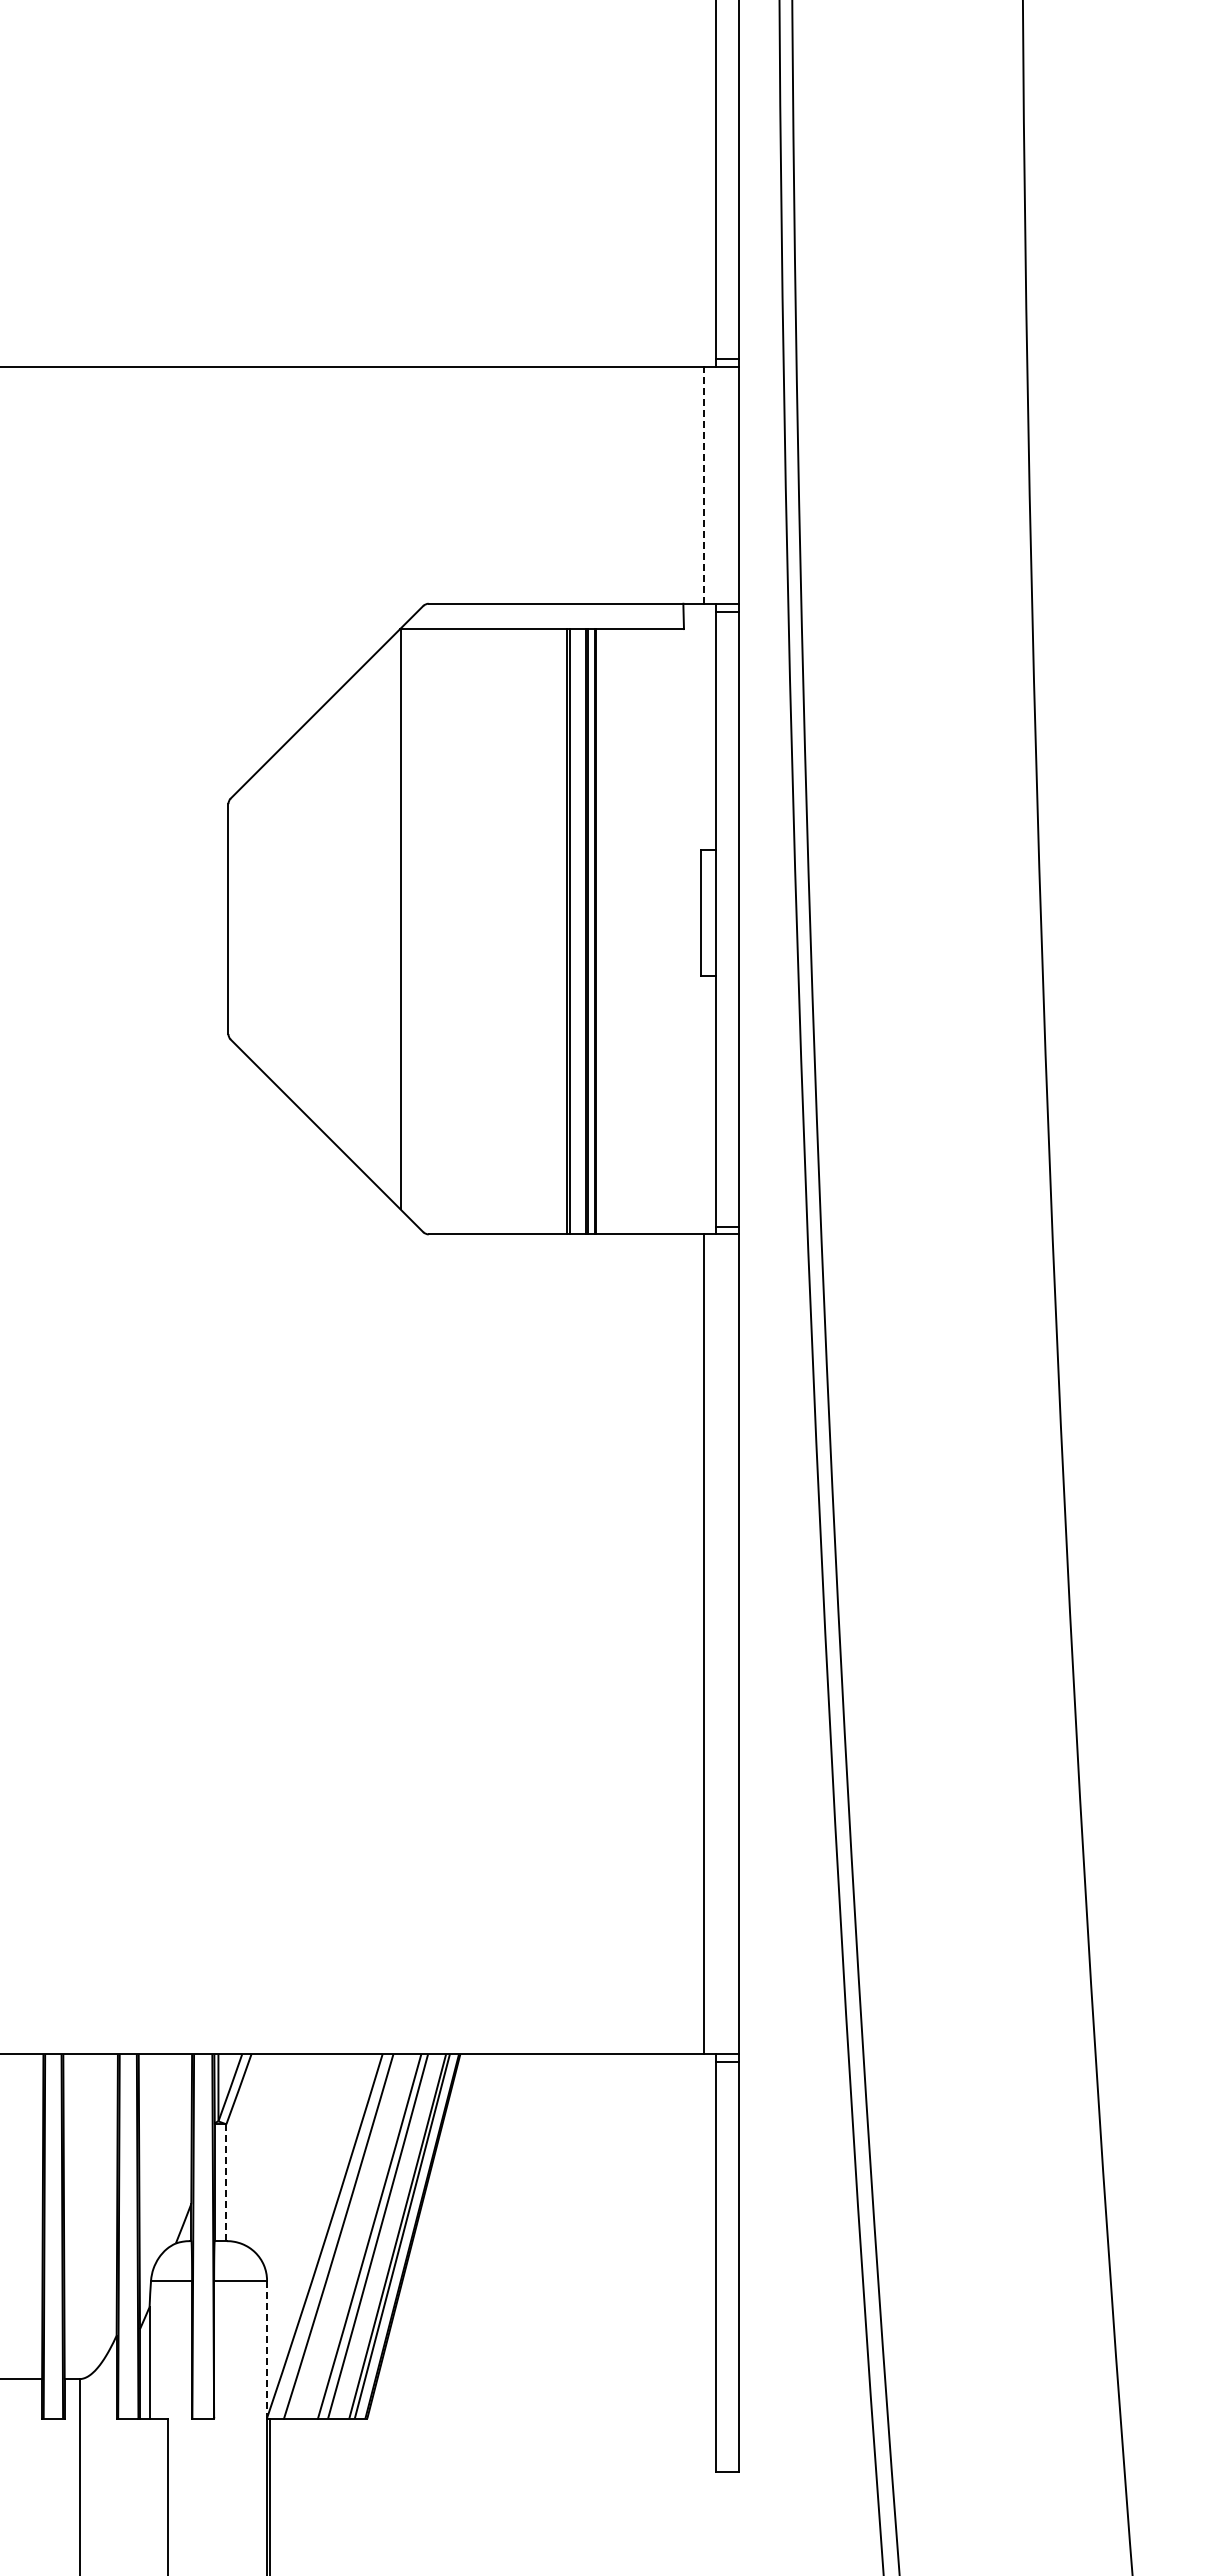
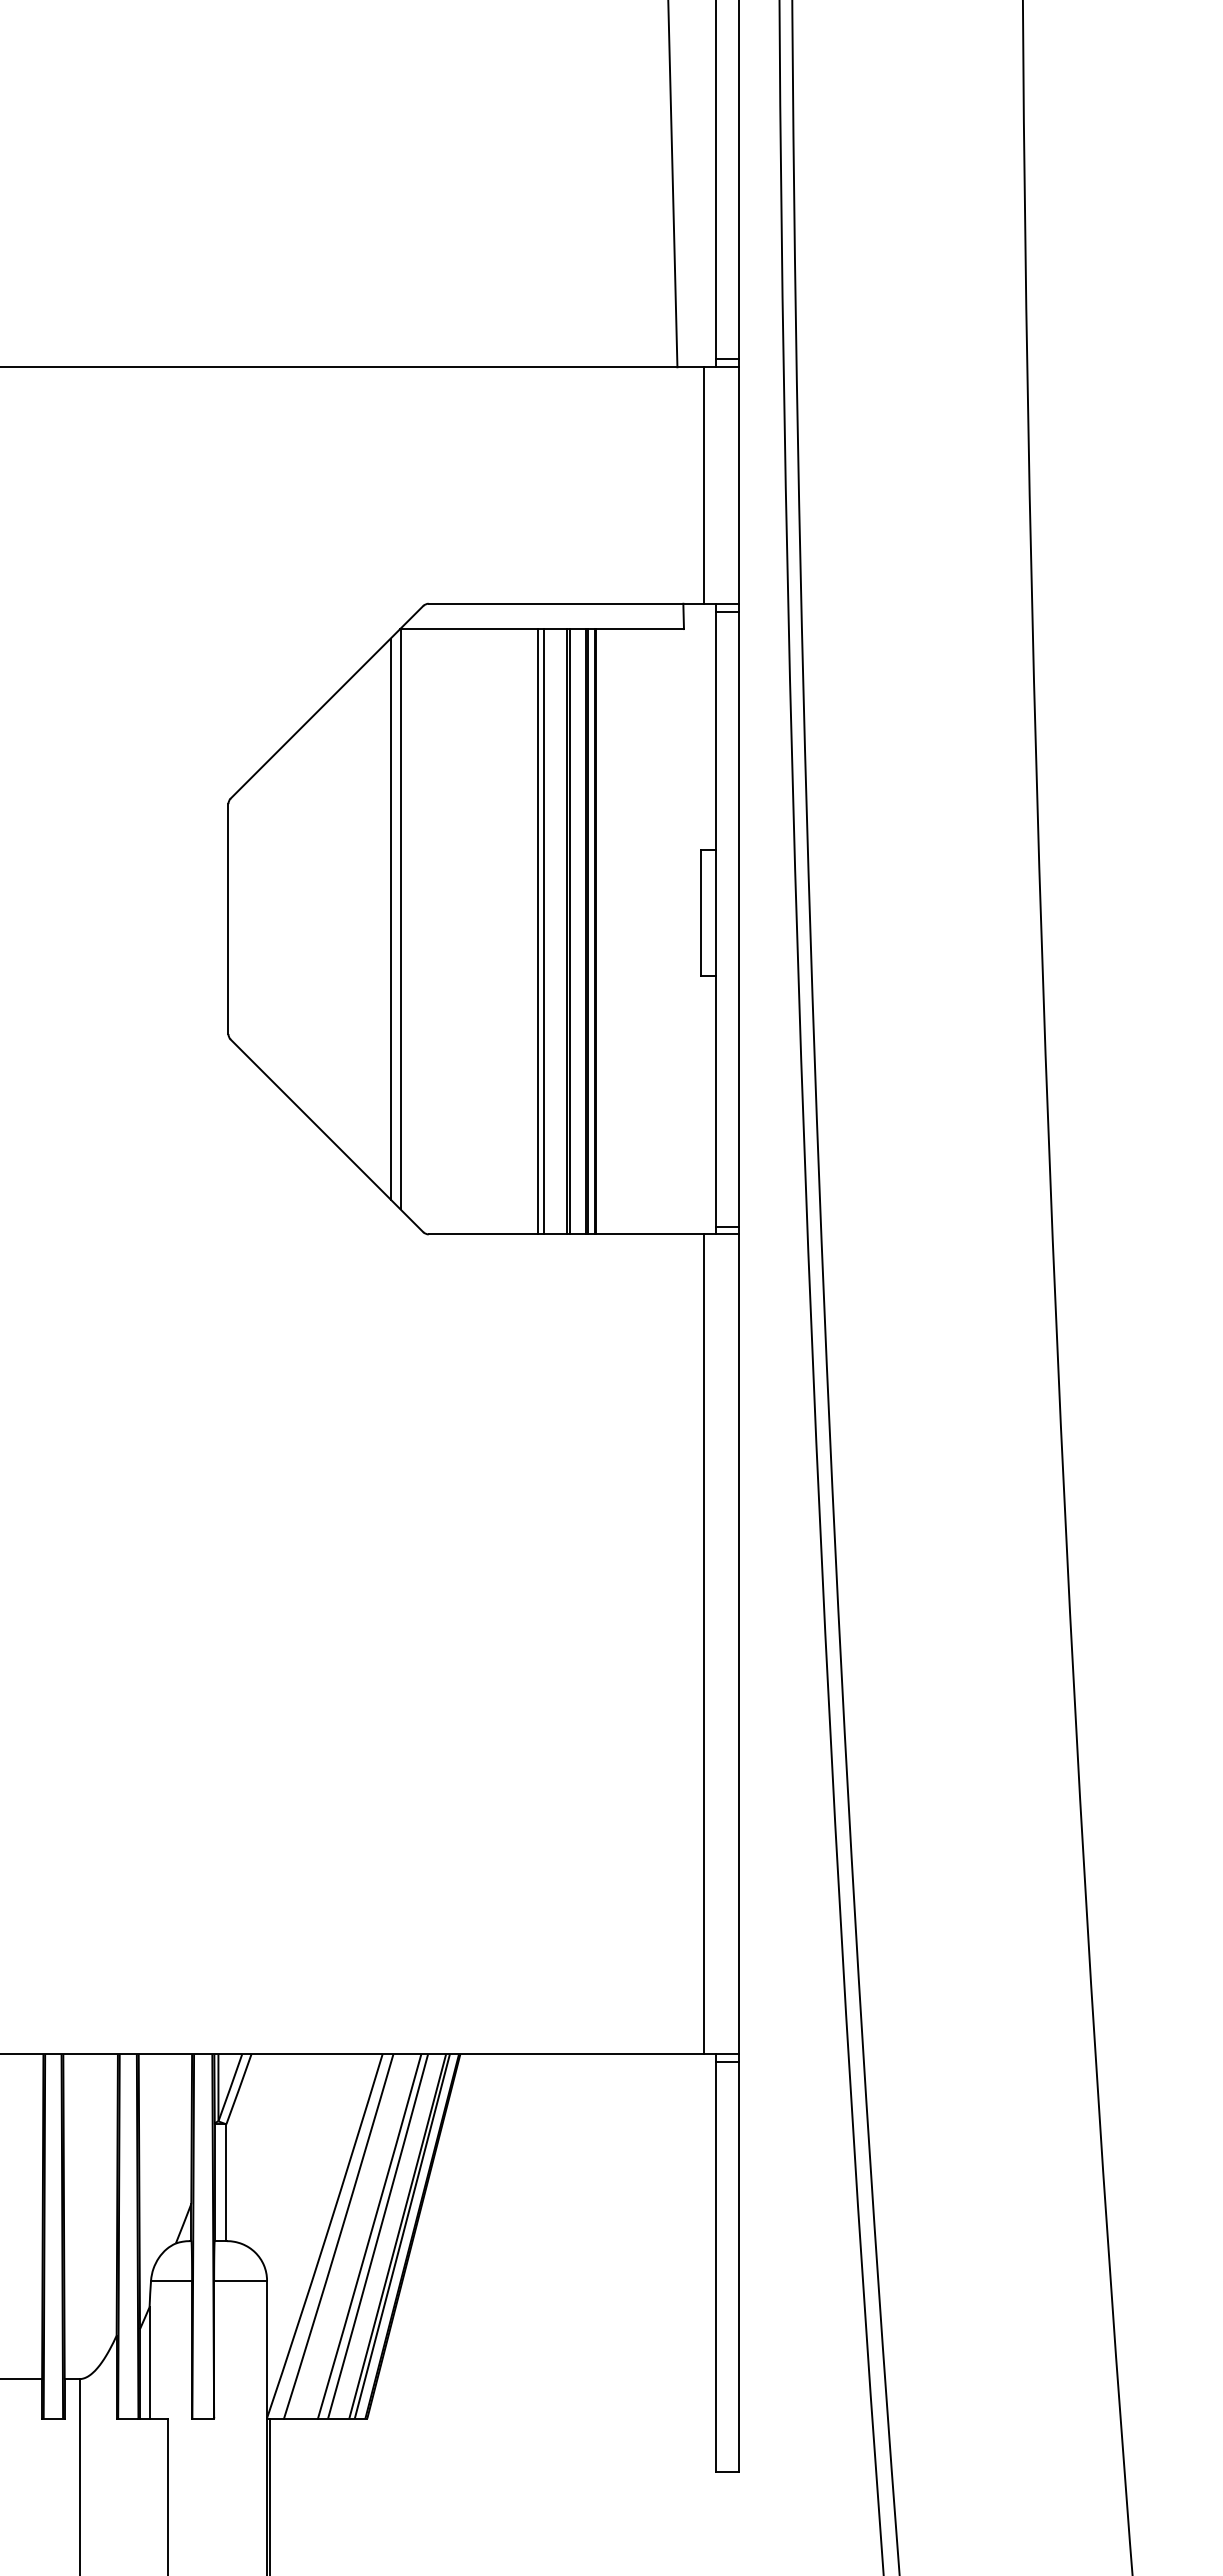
line: none -> present (672, 184)
line: dashed -> solid (703, 485)
line: none -> present (390, 918)
line: none -> present (537, 931)
line: none -> present (543, 931)
line: dashed -> solid (226, 2183)
line: dashed -> solid (267, 2349)
